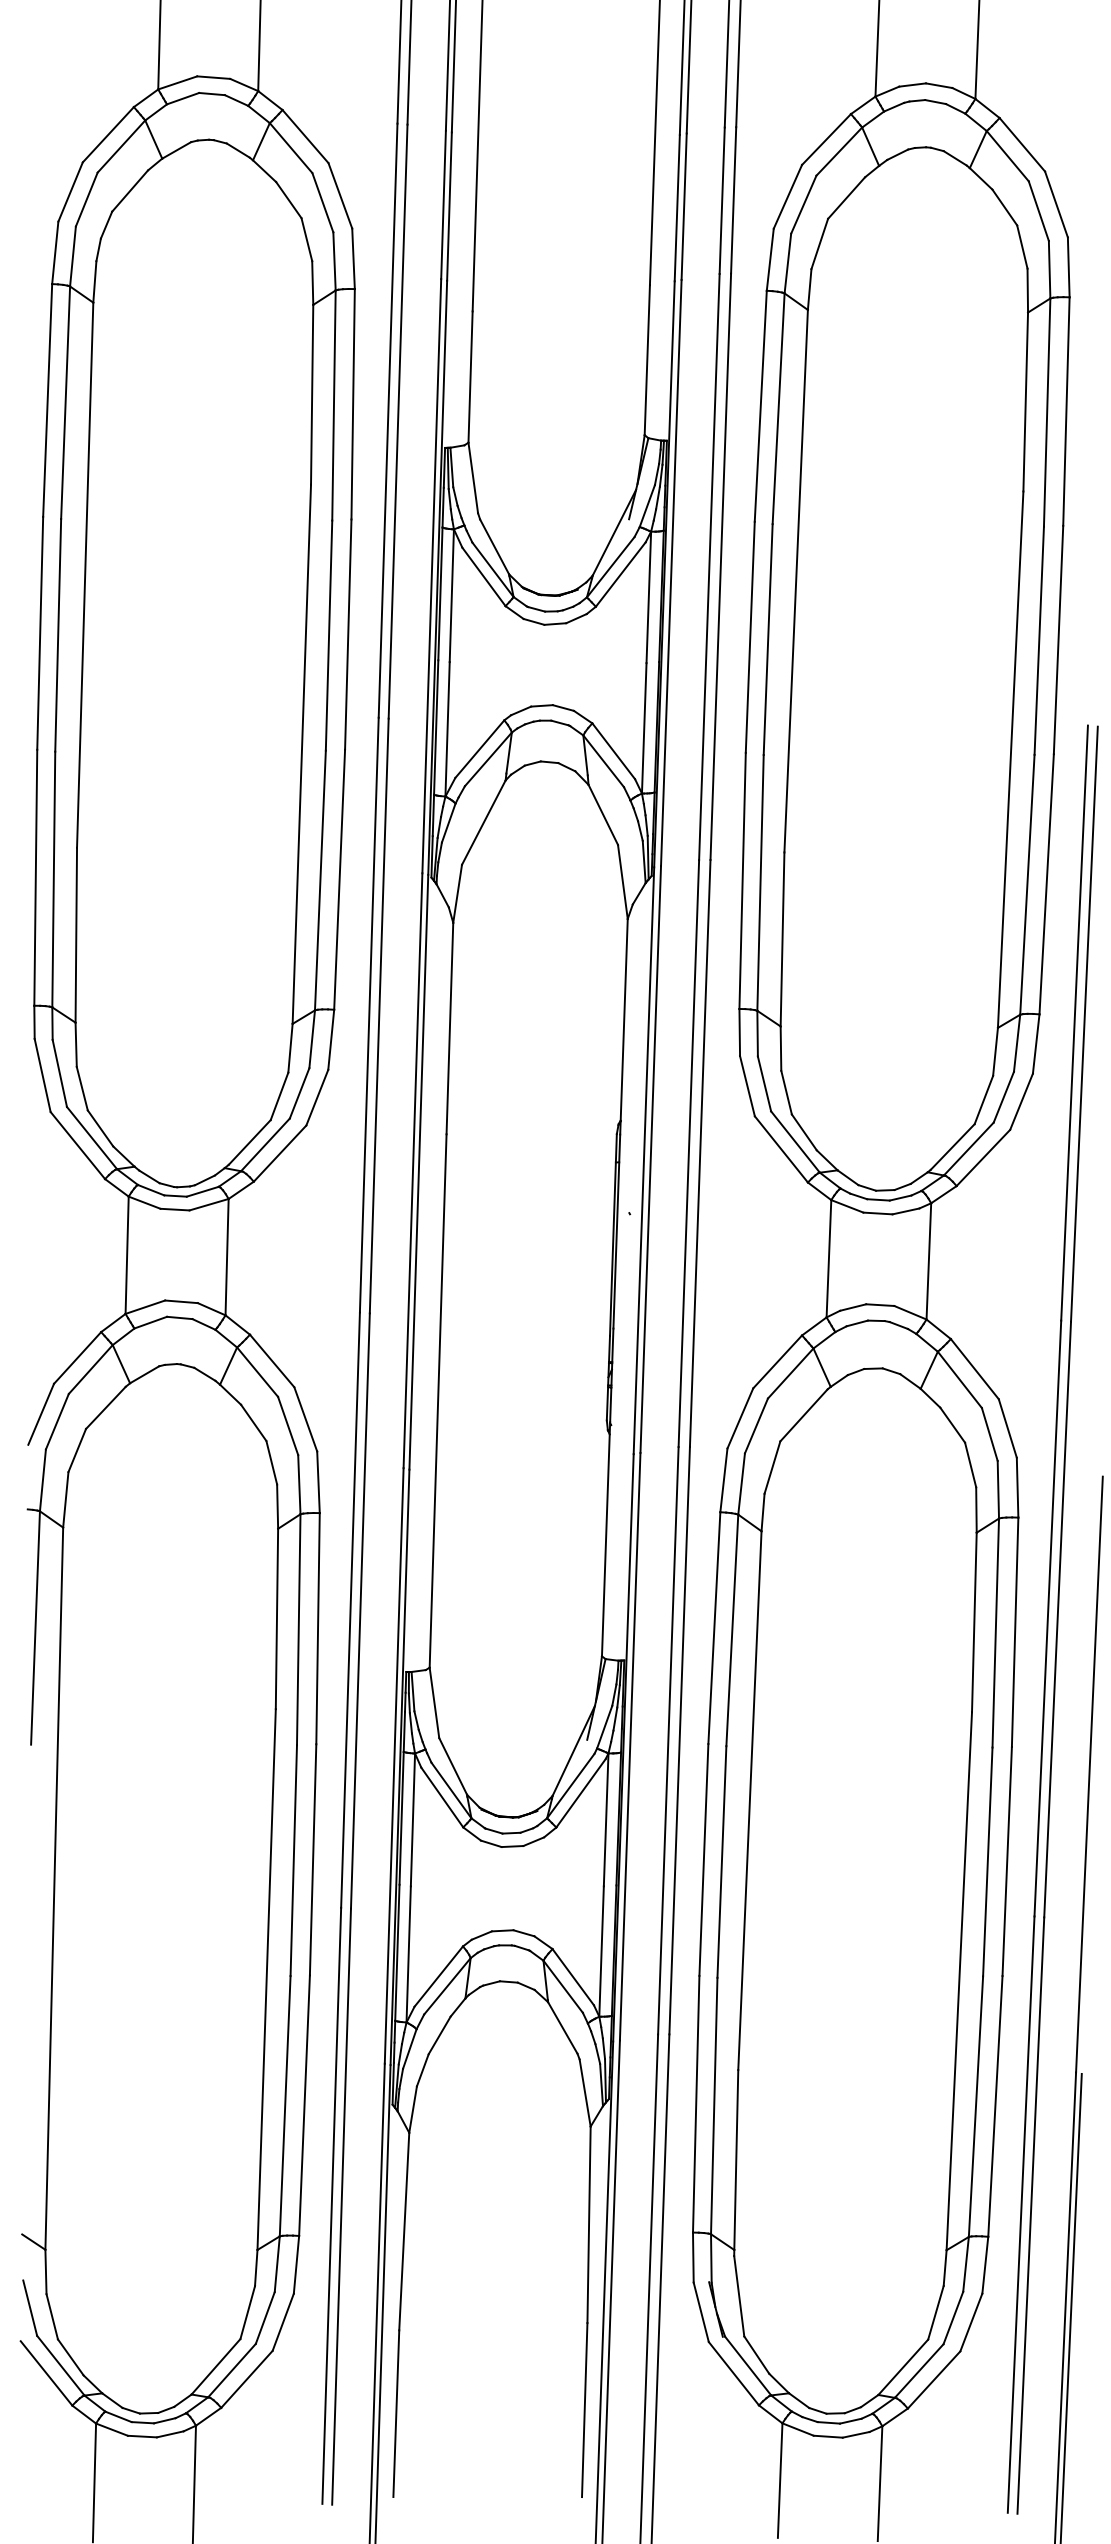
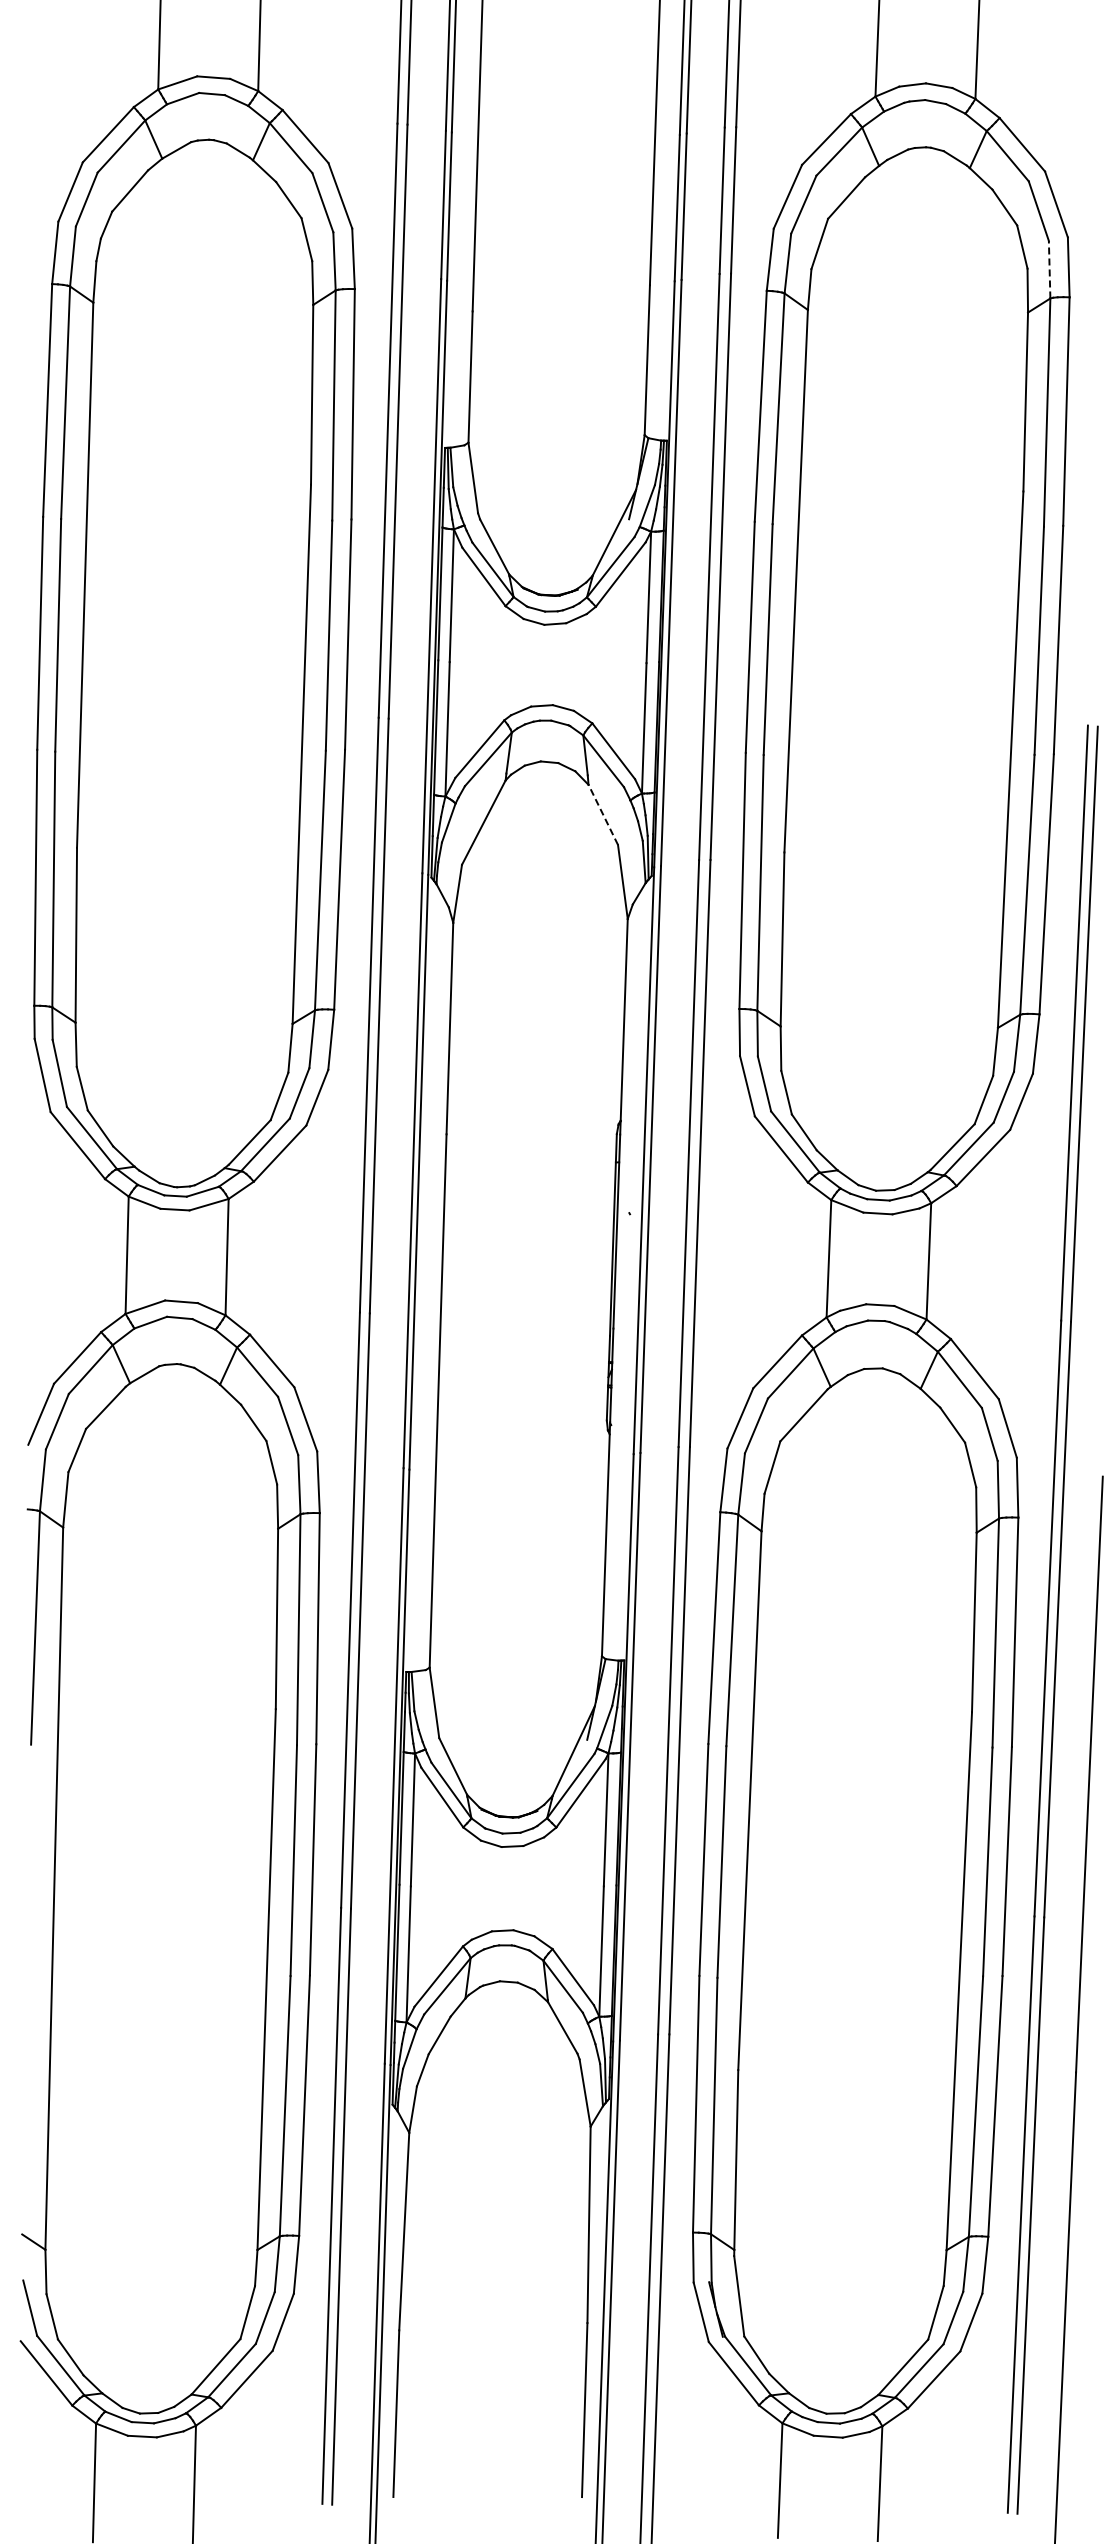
line: solid -> dashed (1049, 269)
line: solid -> dashed (603, 814)
line: present -> none (1070, 2306)
